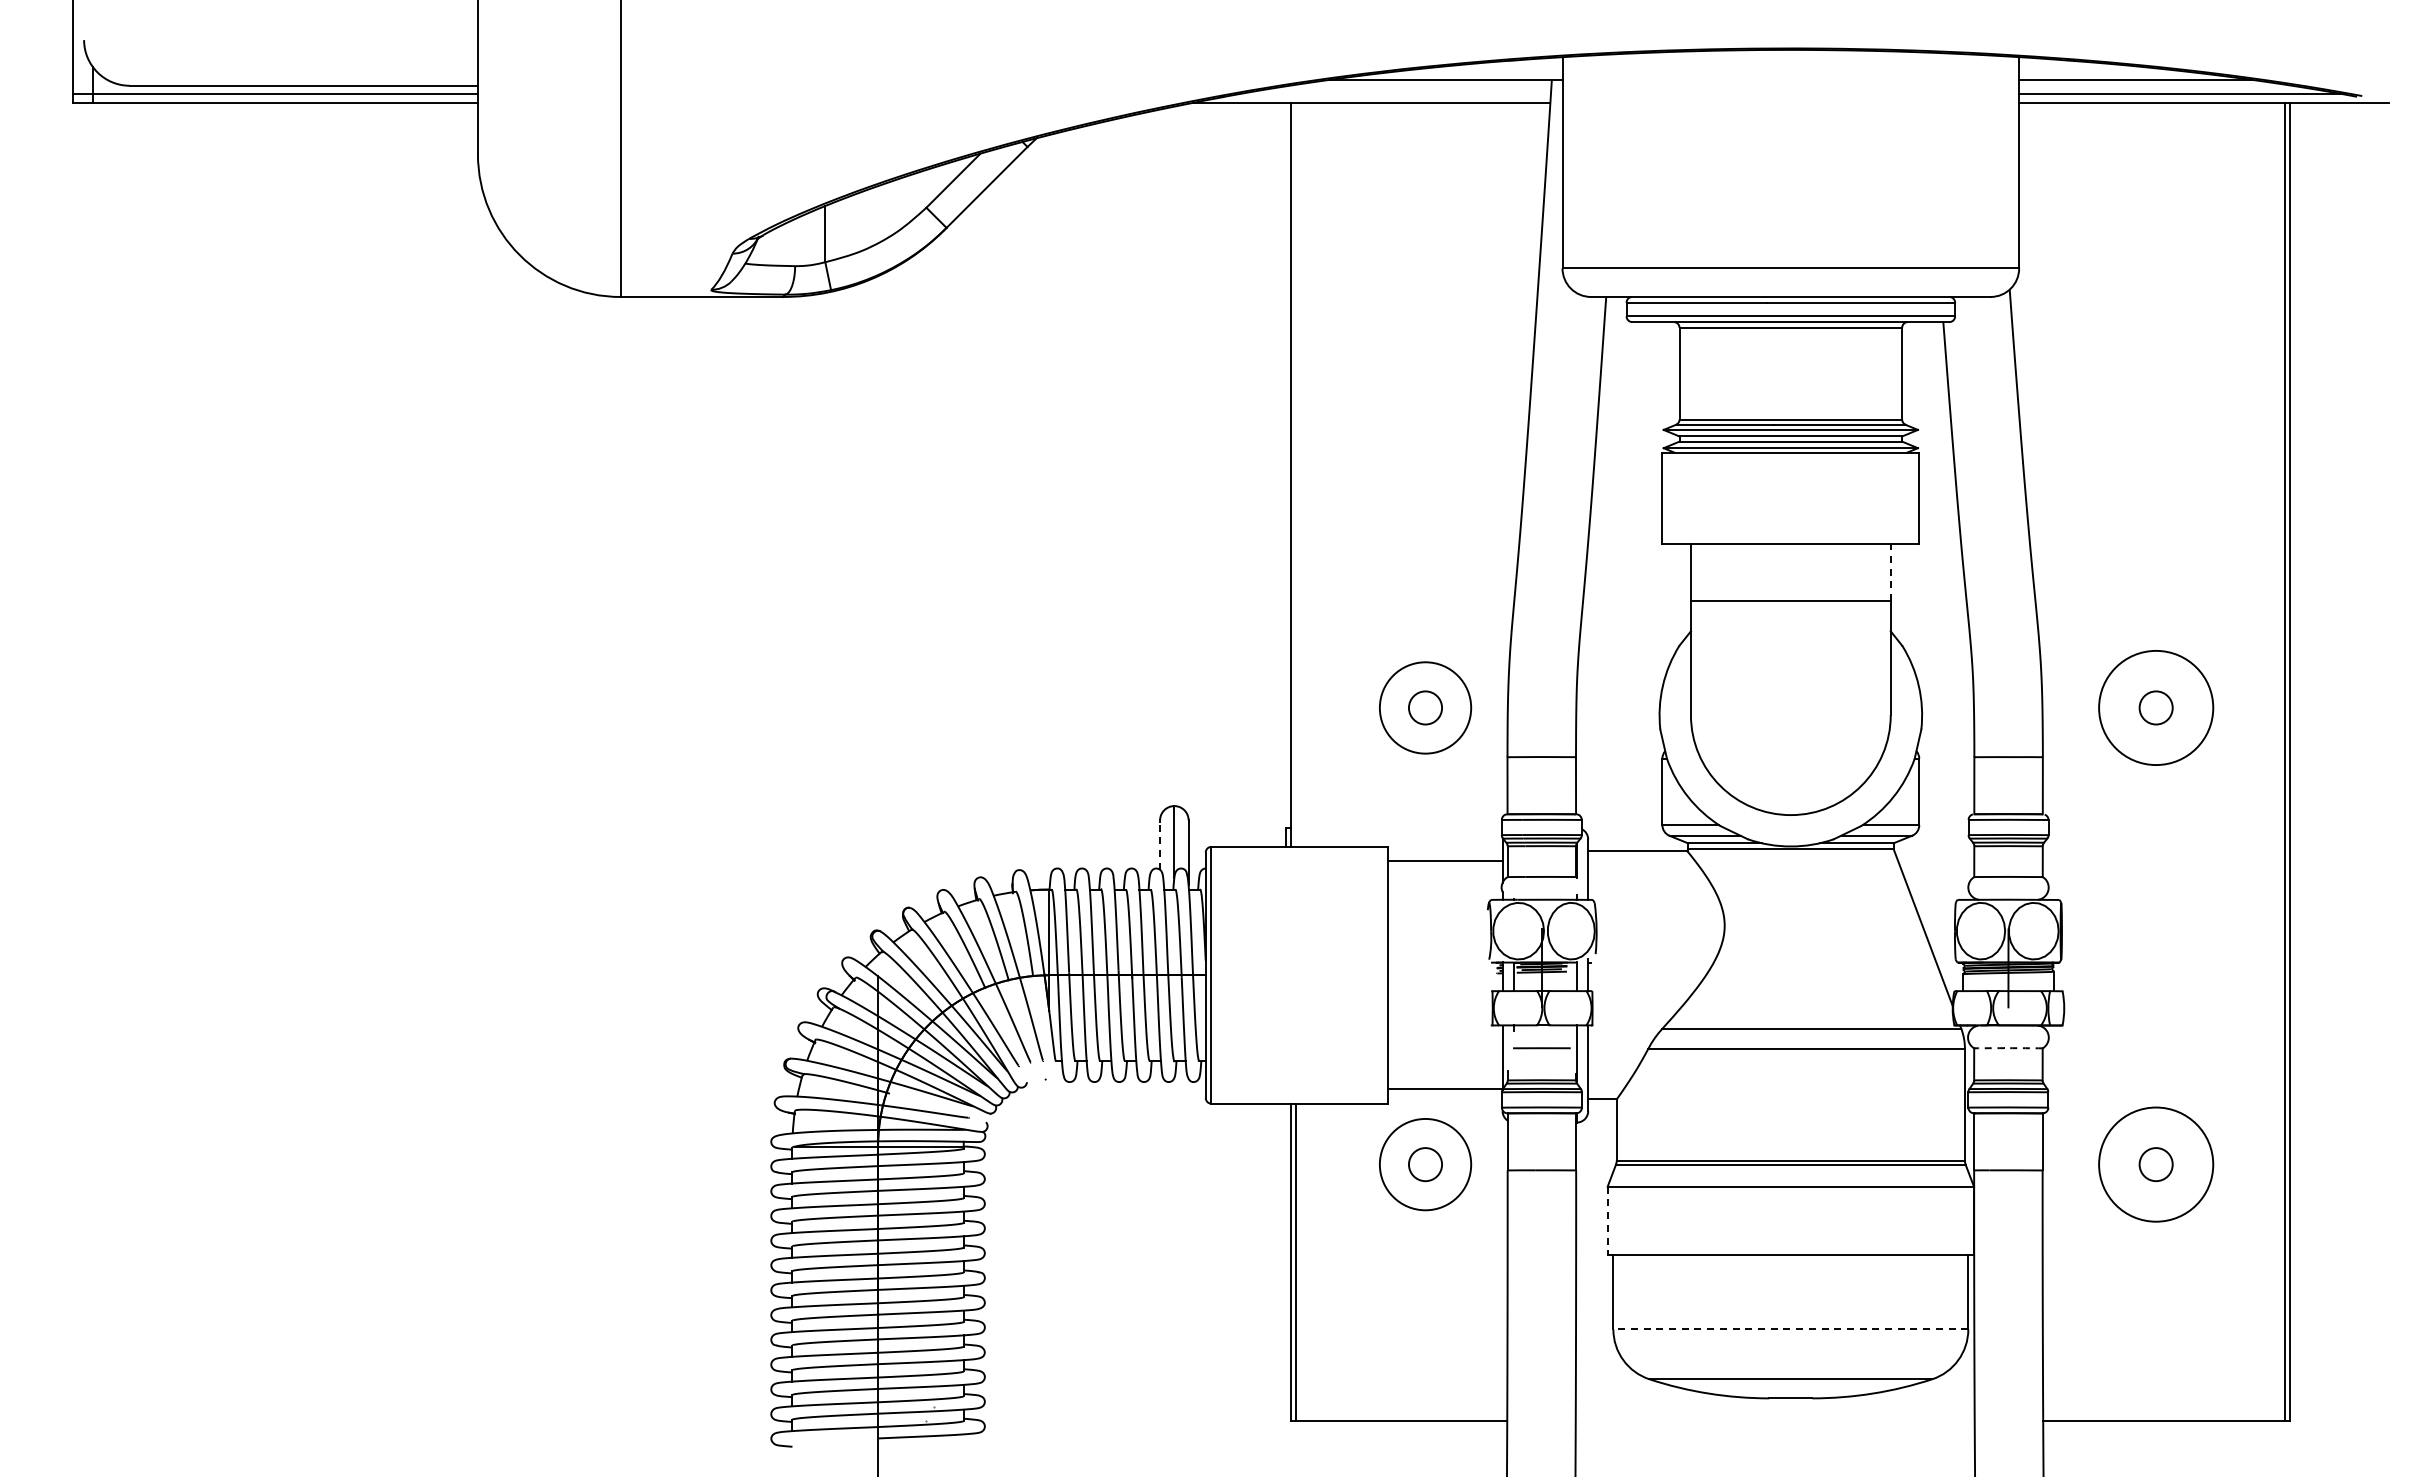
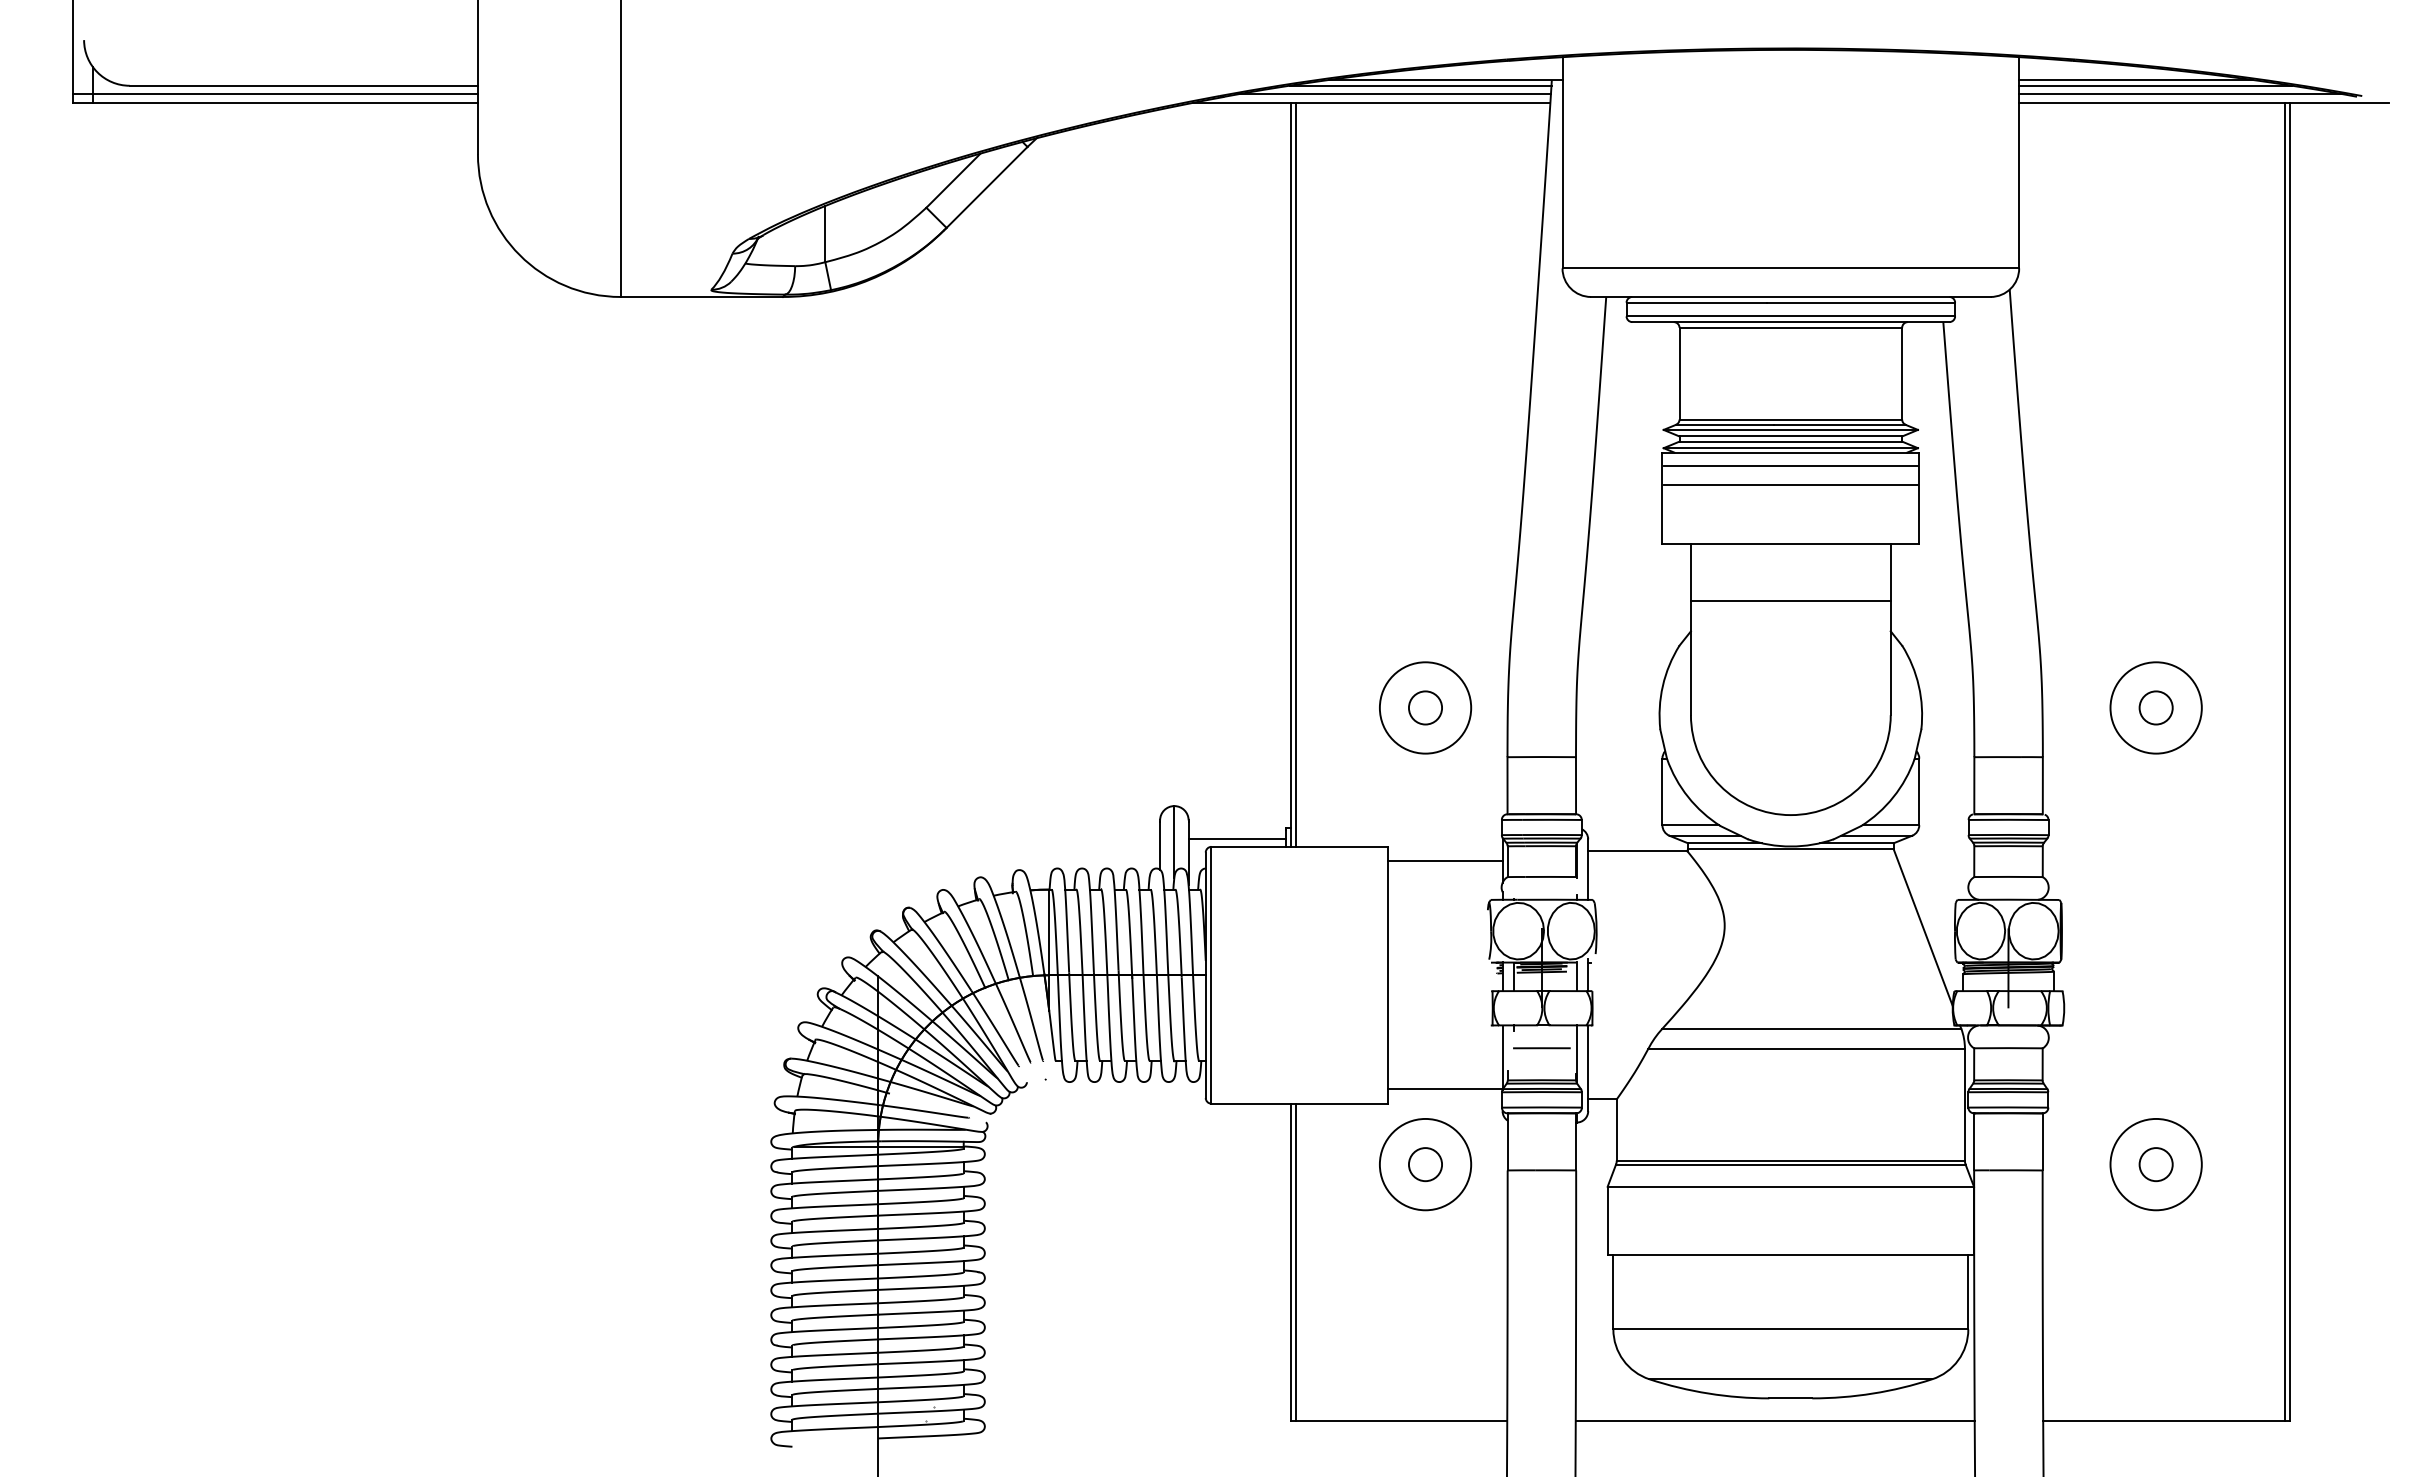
line: none -> present (1420, 85)
line: none -> present (2155, 85)
line: none -> present (1393, 94)
line: none -> present (1790, 466)
line: none -> present (1296, 474)
line: none -> present (1790, 484)
line: dashed -> solid (1890, 572)
circle diameter: 114 px -> 91 px (2155, 707)
line: none -> present (1236, 839)
line: dashed -> solid (1160, 846)
arc: dashed -> solid (2008, 1048)
circle diameter: 114 px -> 91 px (2155, 1164)
line: dashed -> solid (1607, 1221)
line: dashed -> solid (1790, 1329)
line: none -> present (1774, 1421)
